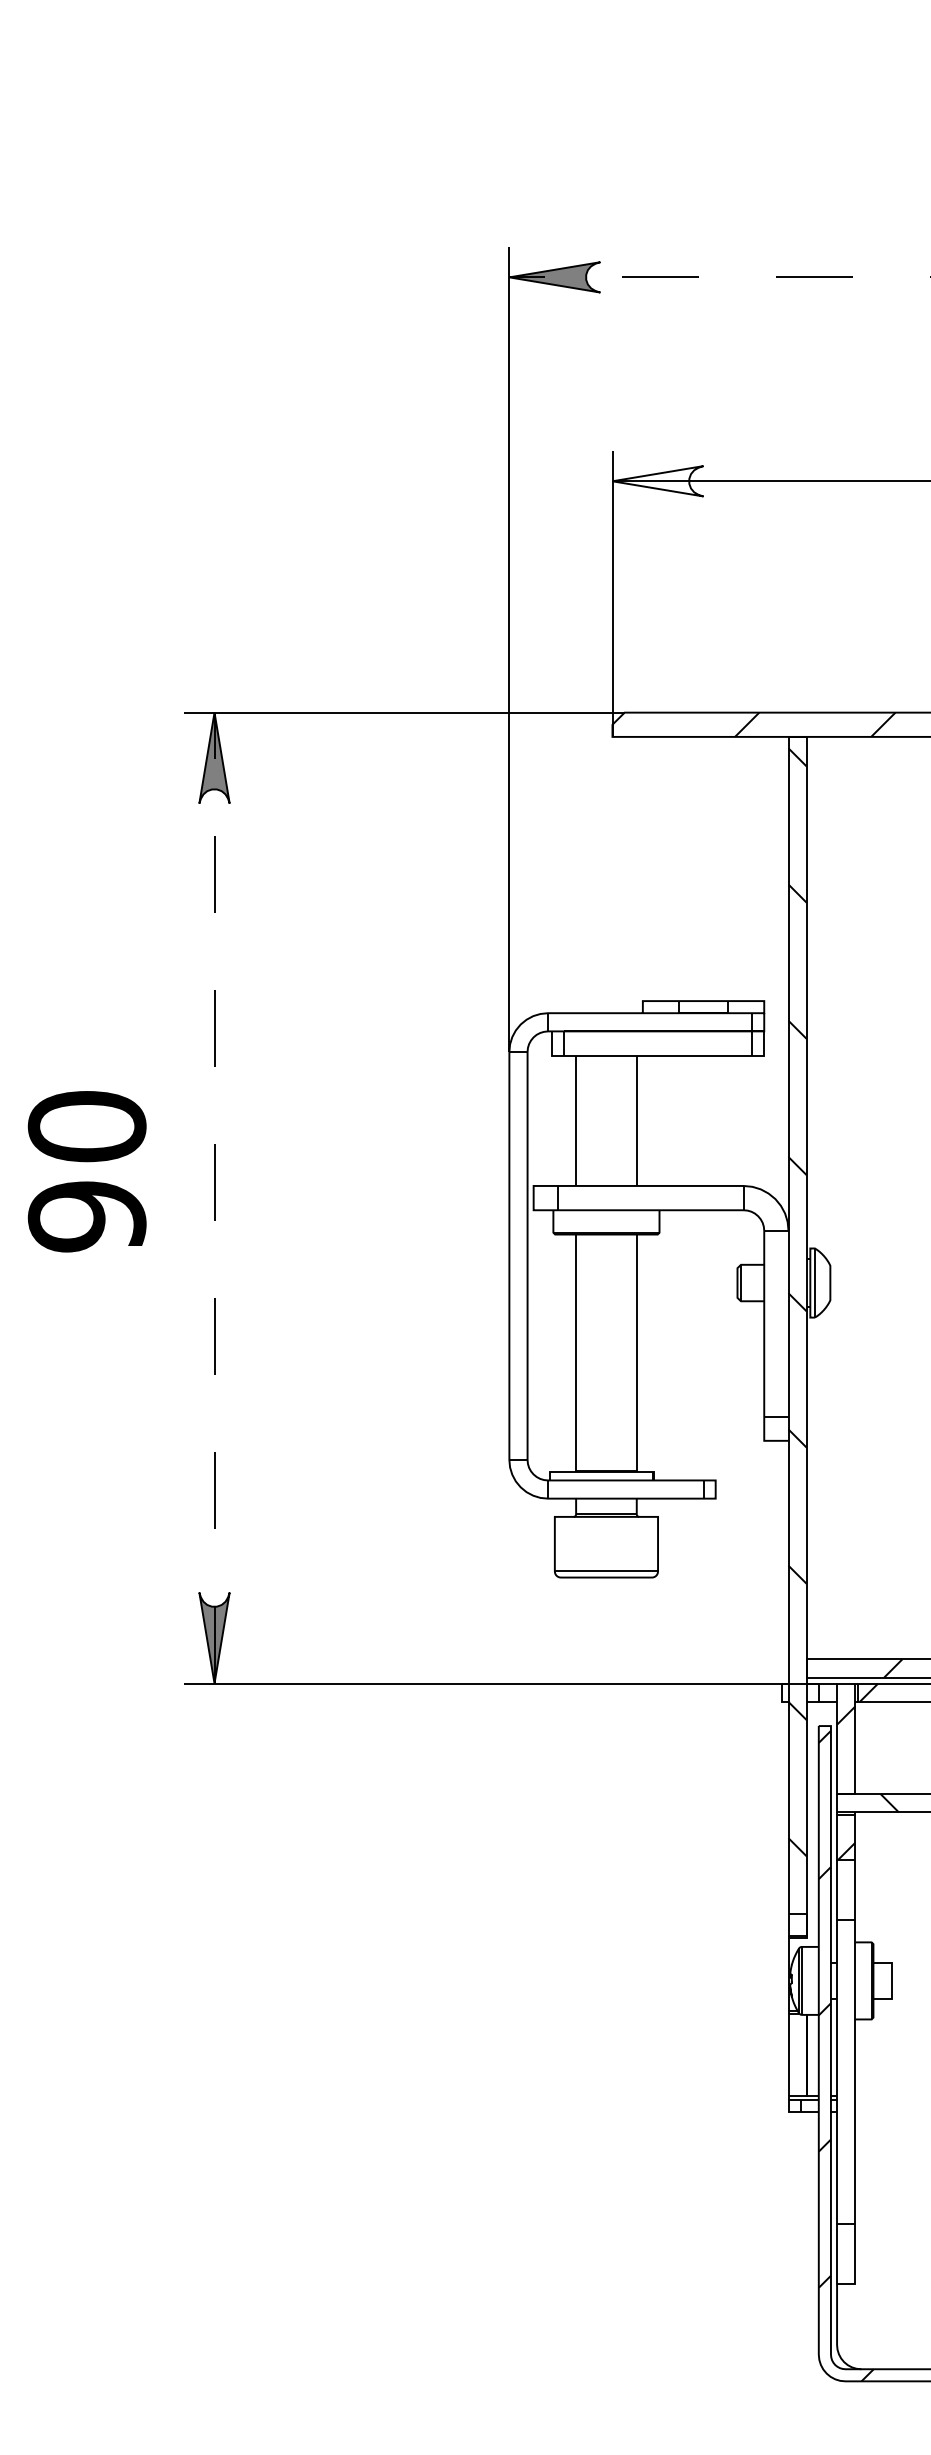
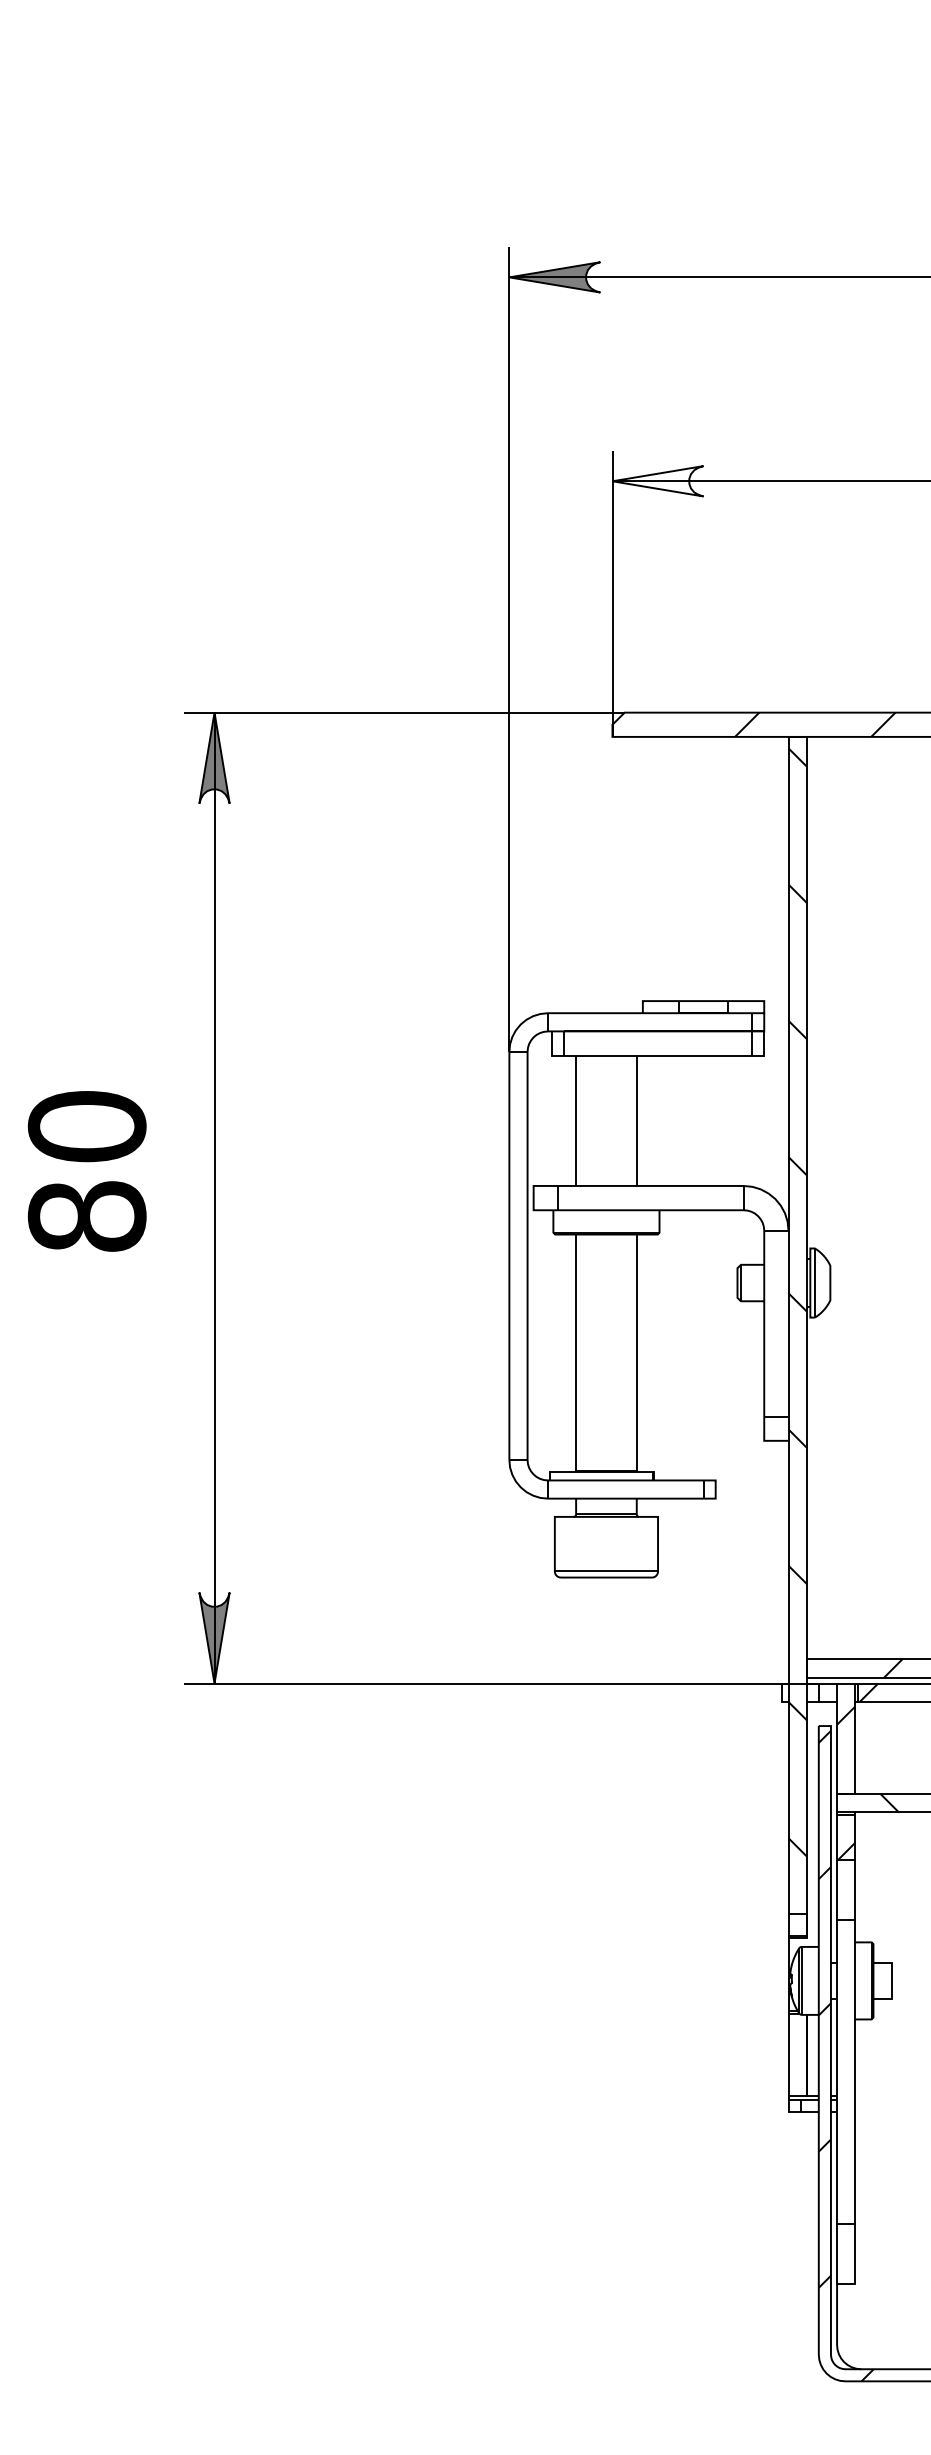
line: dashed -> solid (719, 277)
line: dashed -> solid (214, 1197)
text: 90 -> 80 (87, 1216)
